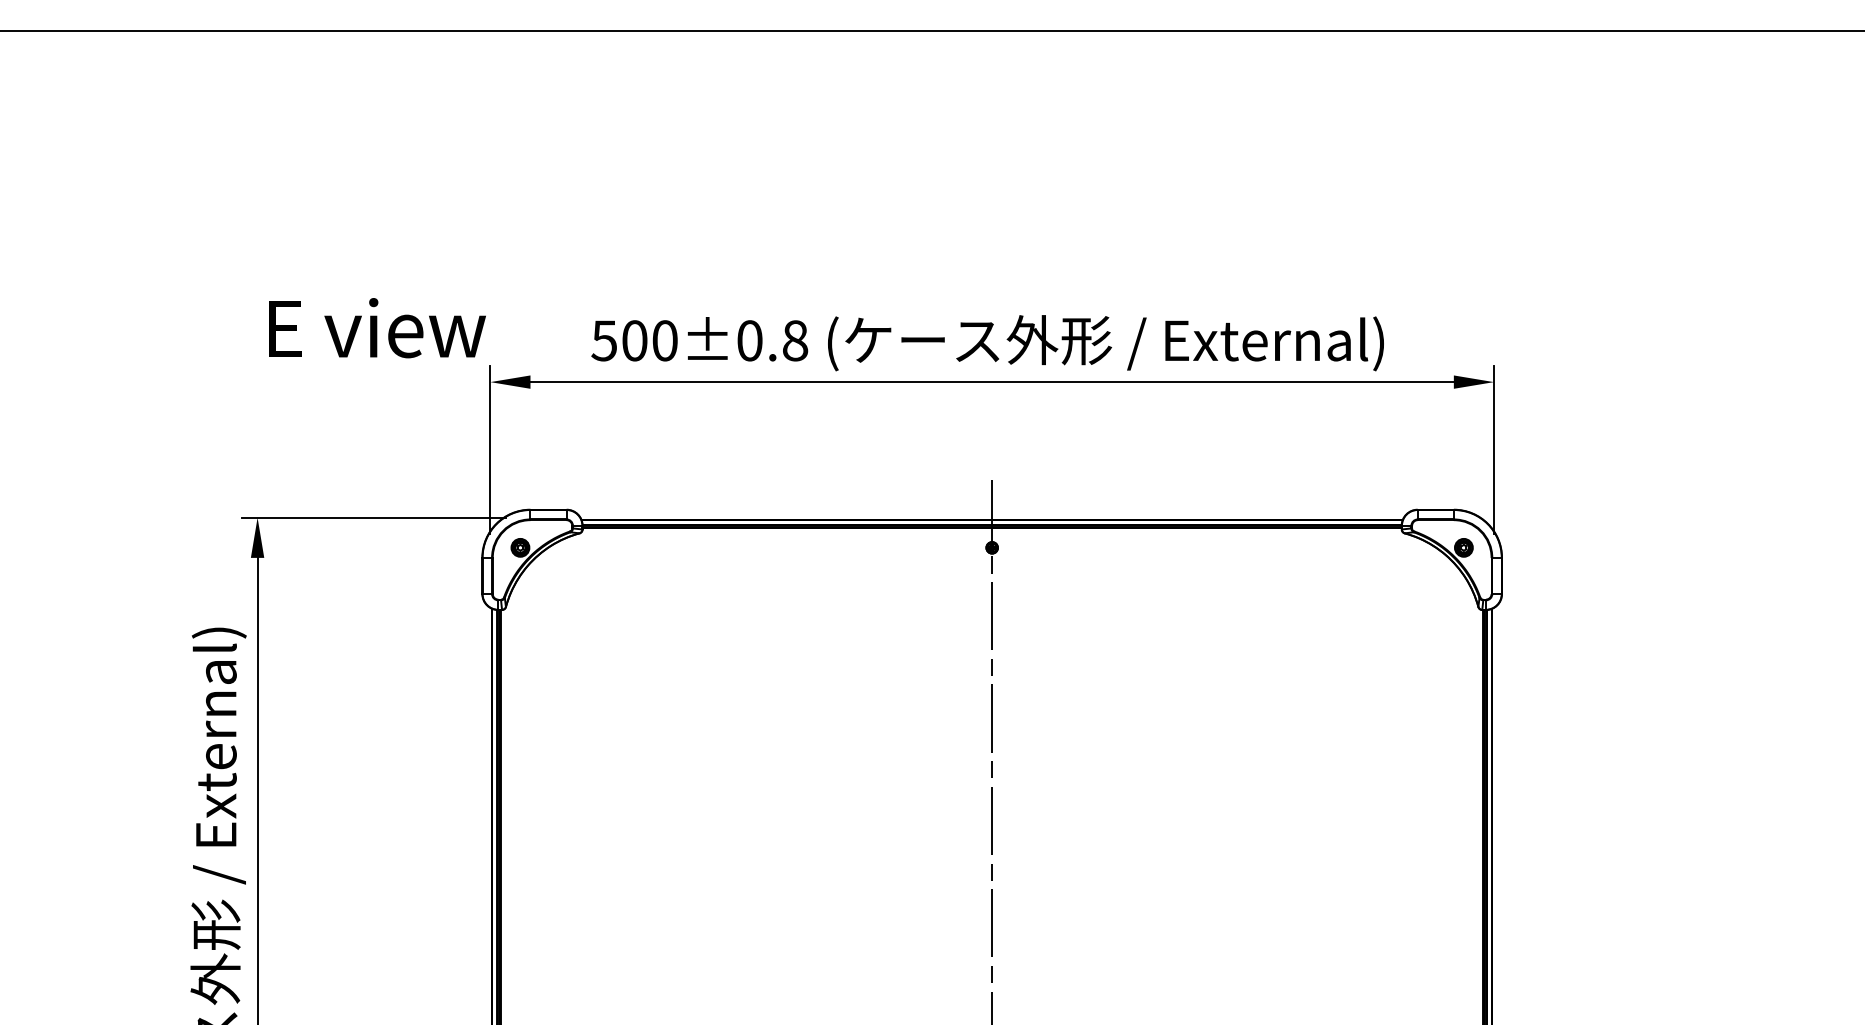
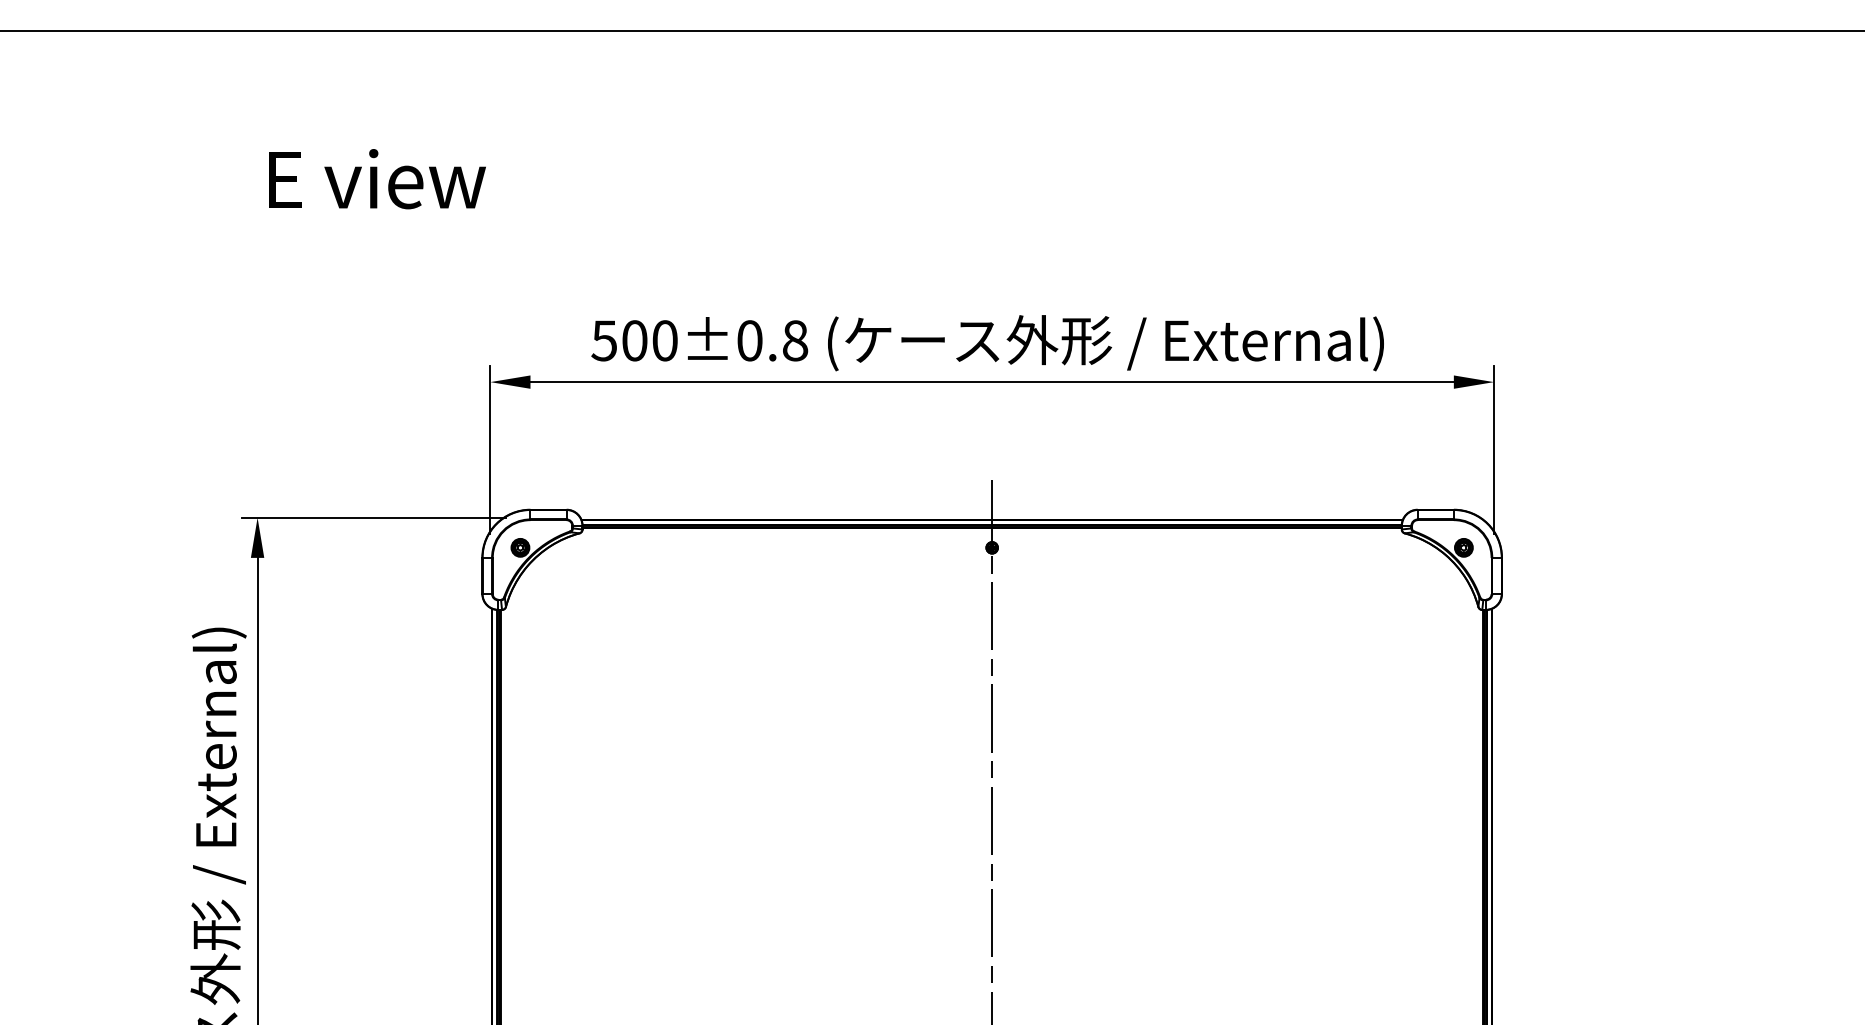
text position: (377, 328) -> (377, 179) (377, 179)
